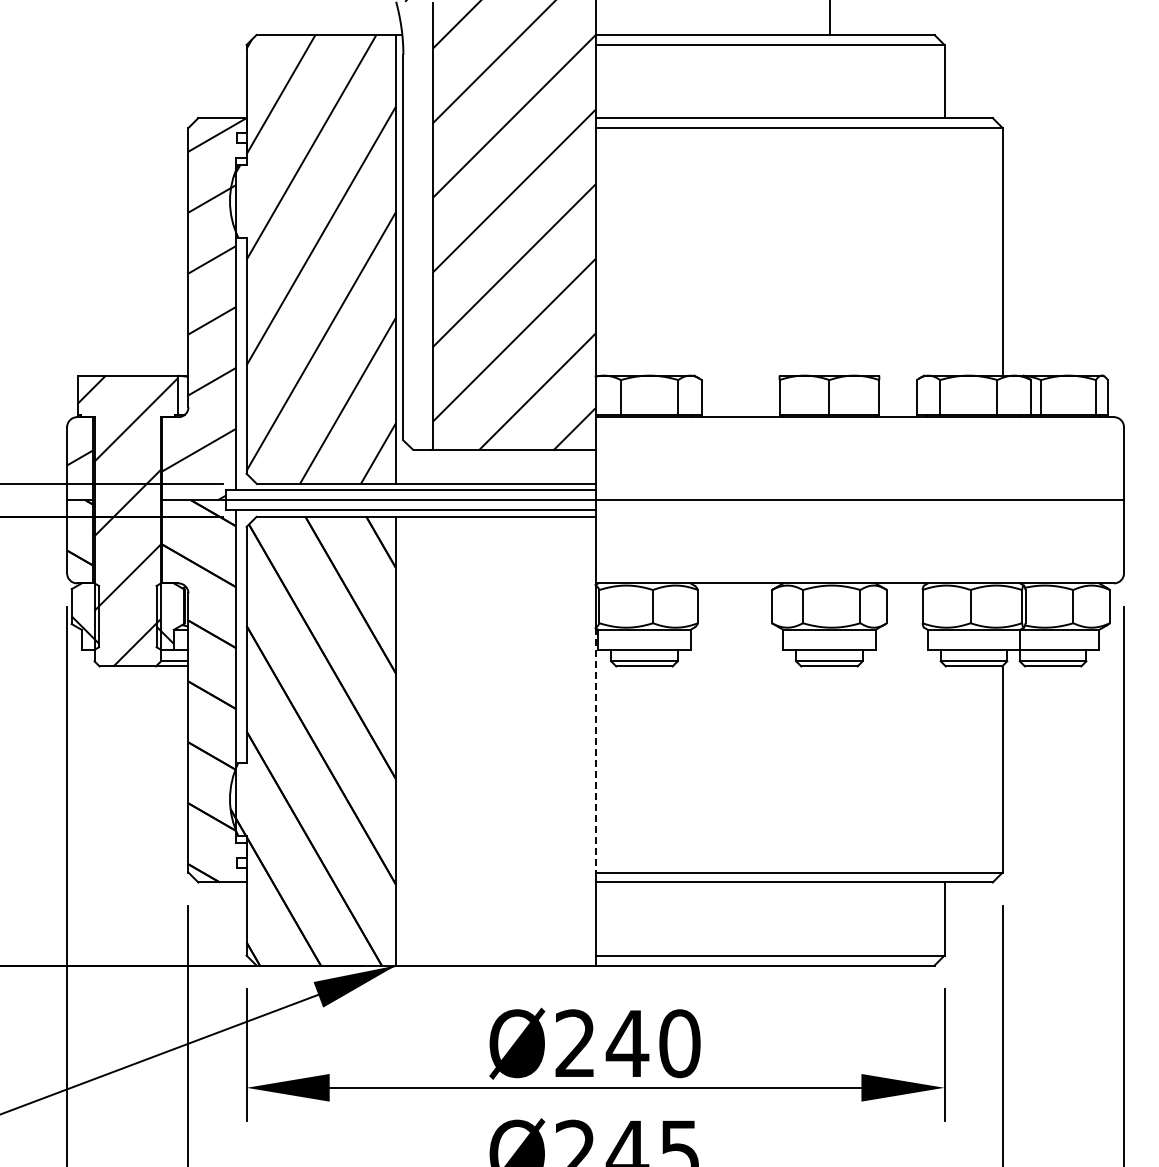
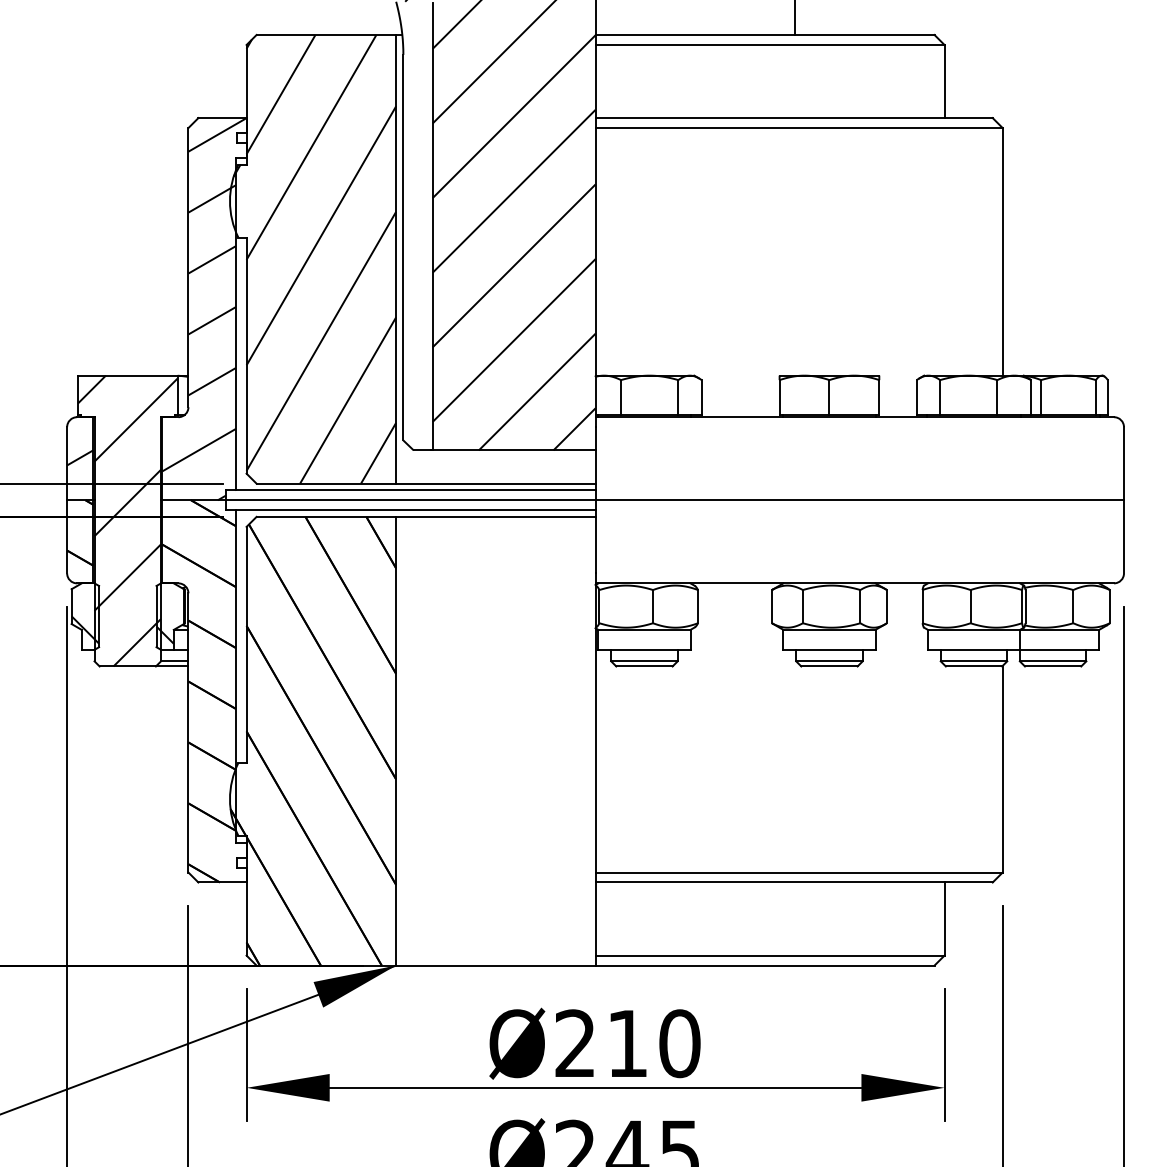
line position: (829, 18) -> (794, 18) (794, 18)
line: dashed -> solid (595, 750)
text: Ø240 -> Ø210 (627, 1043)
